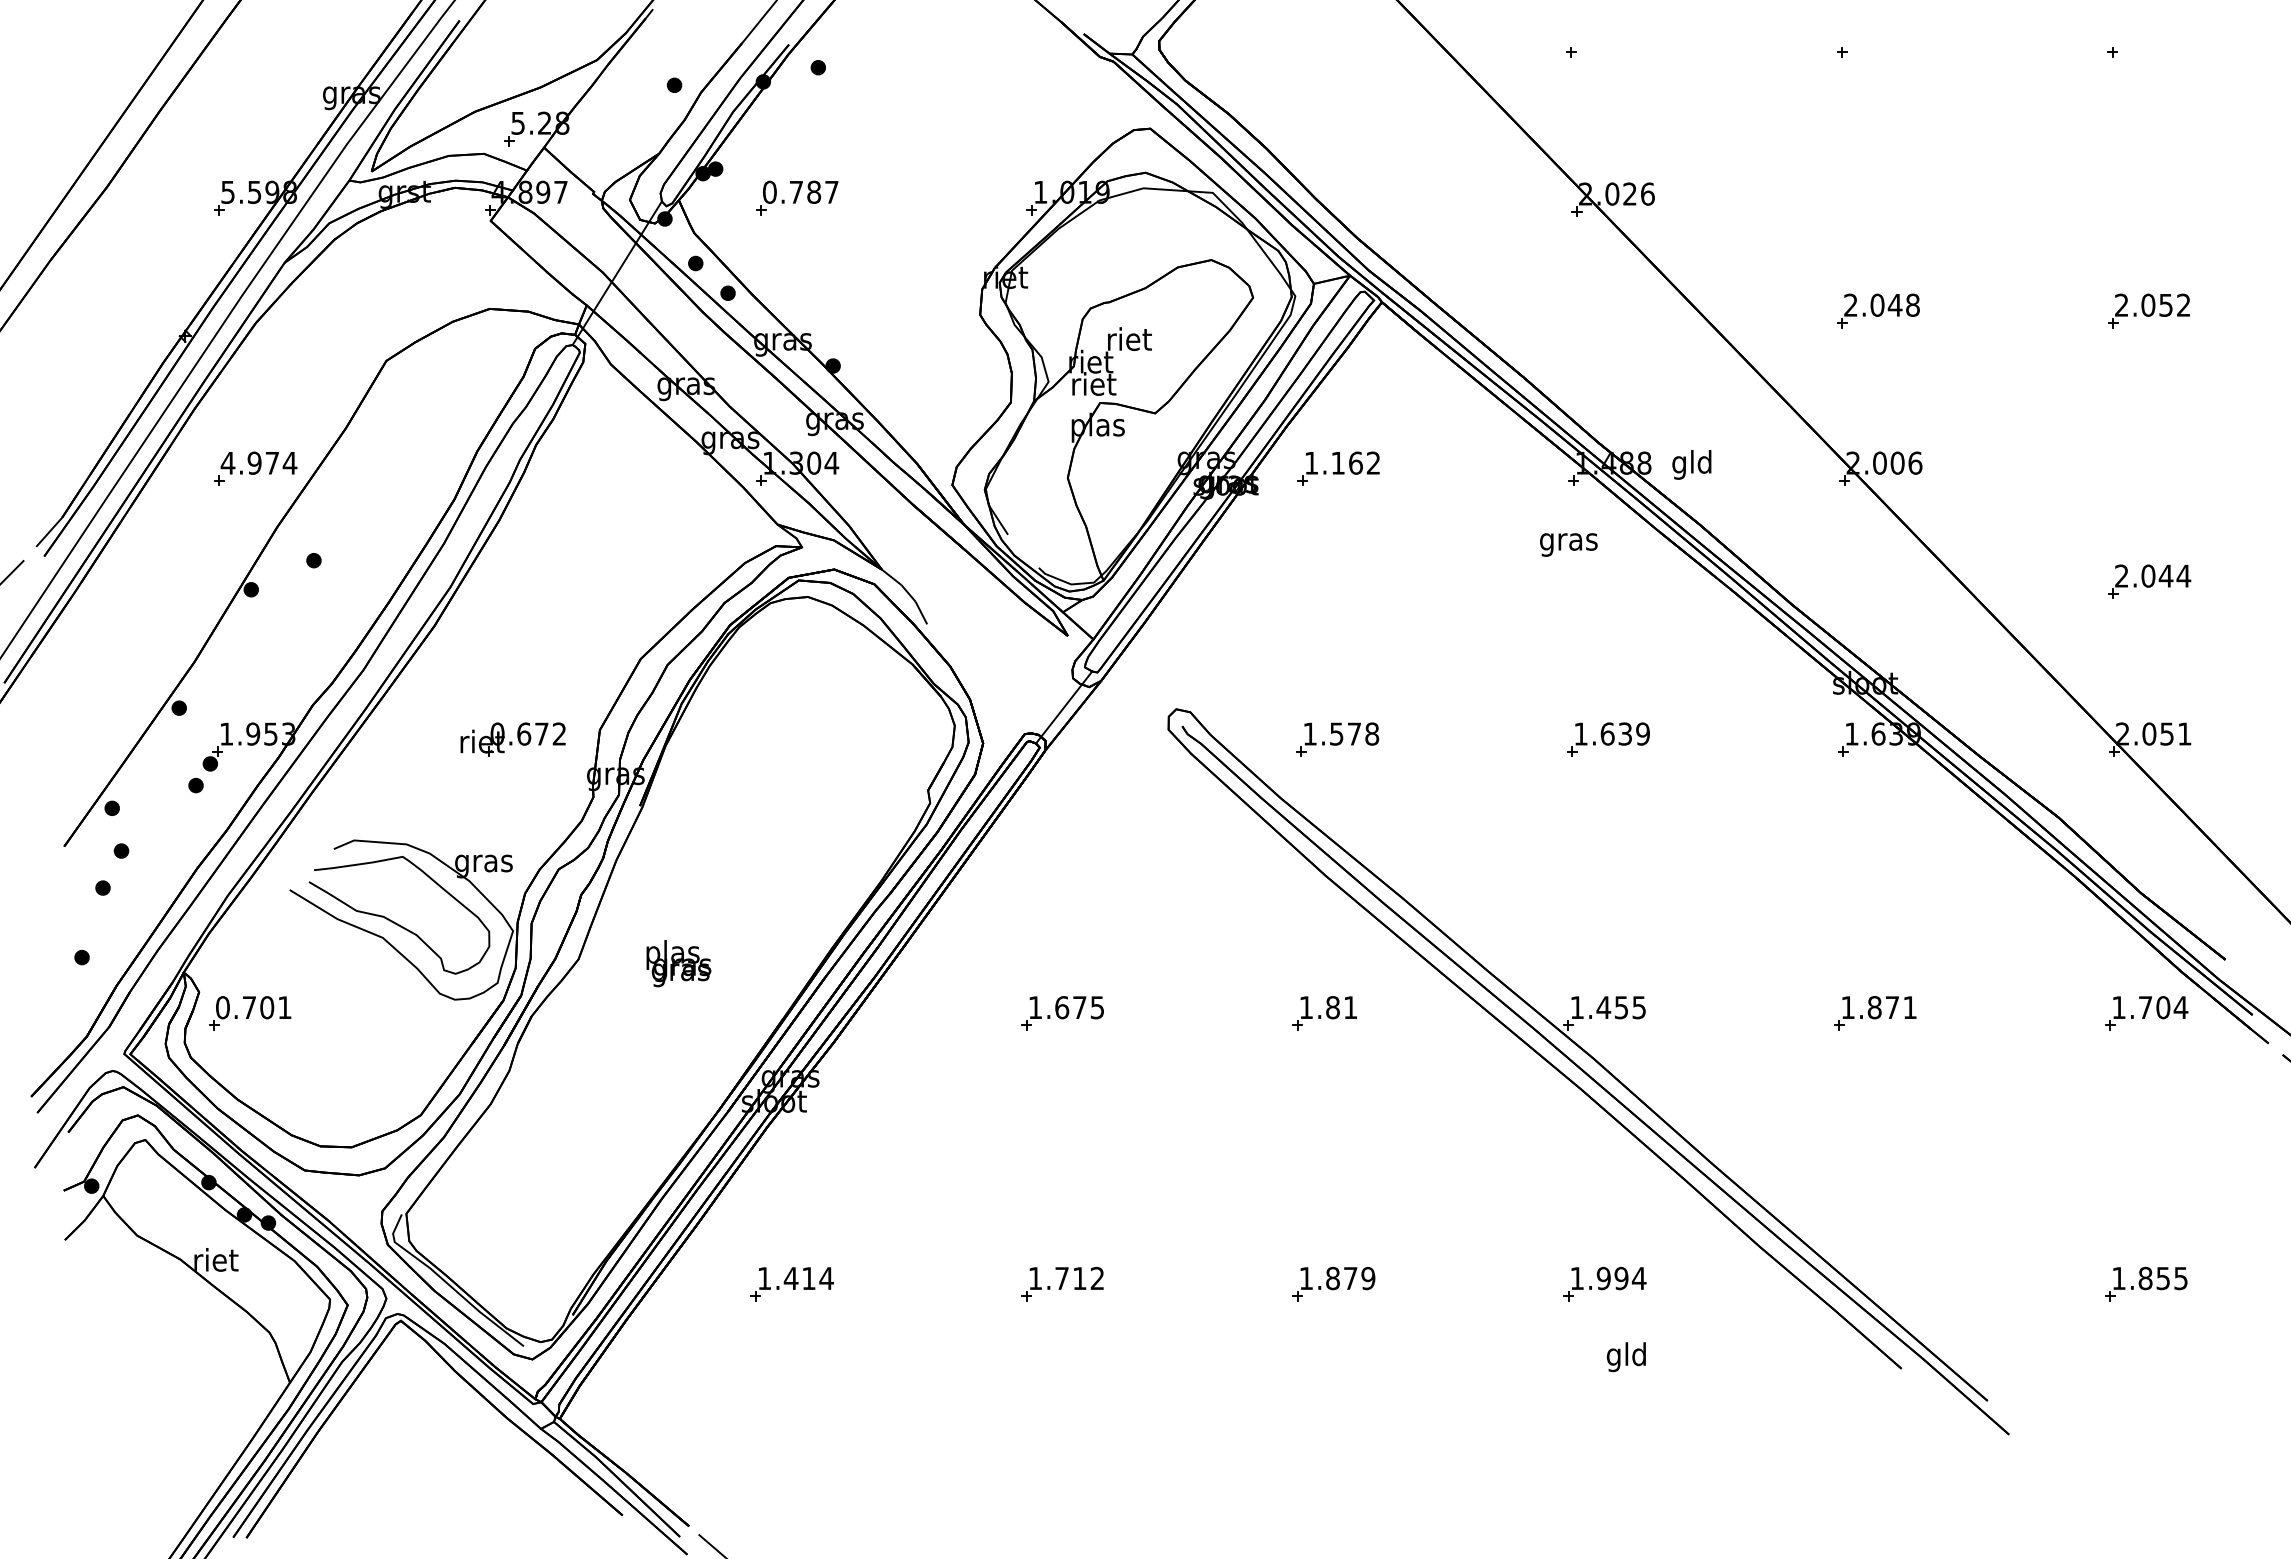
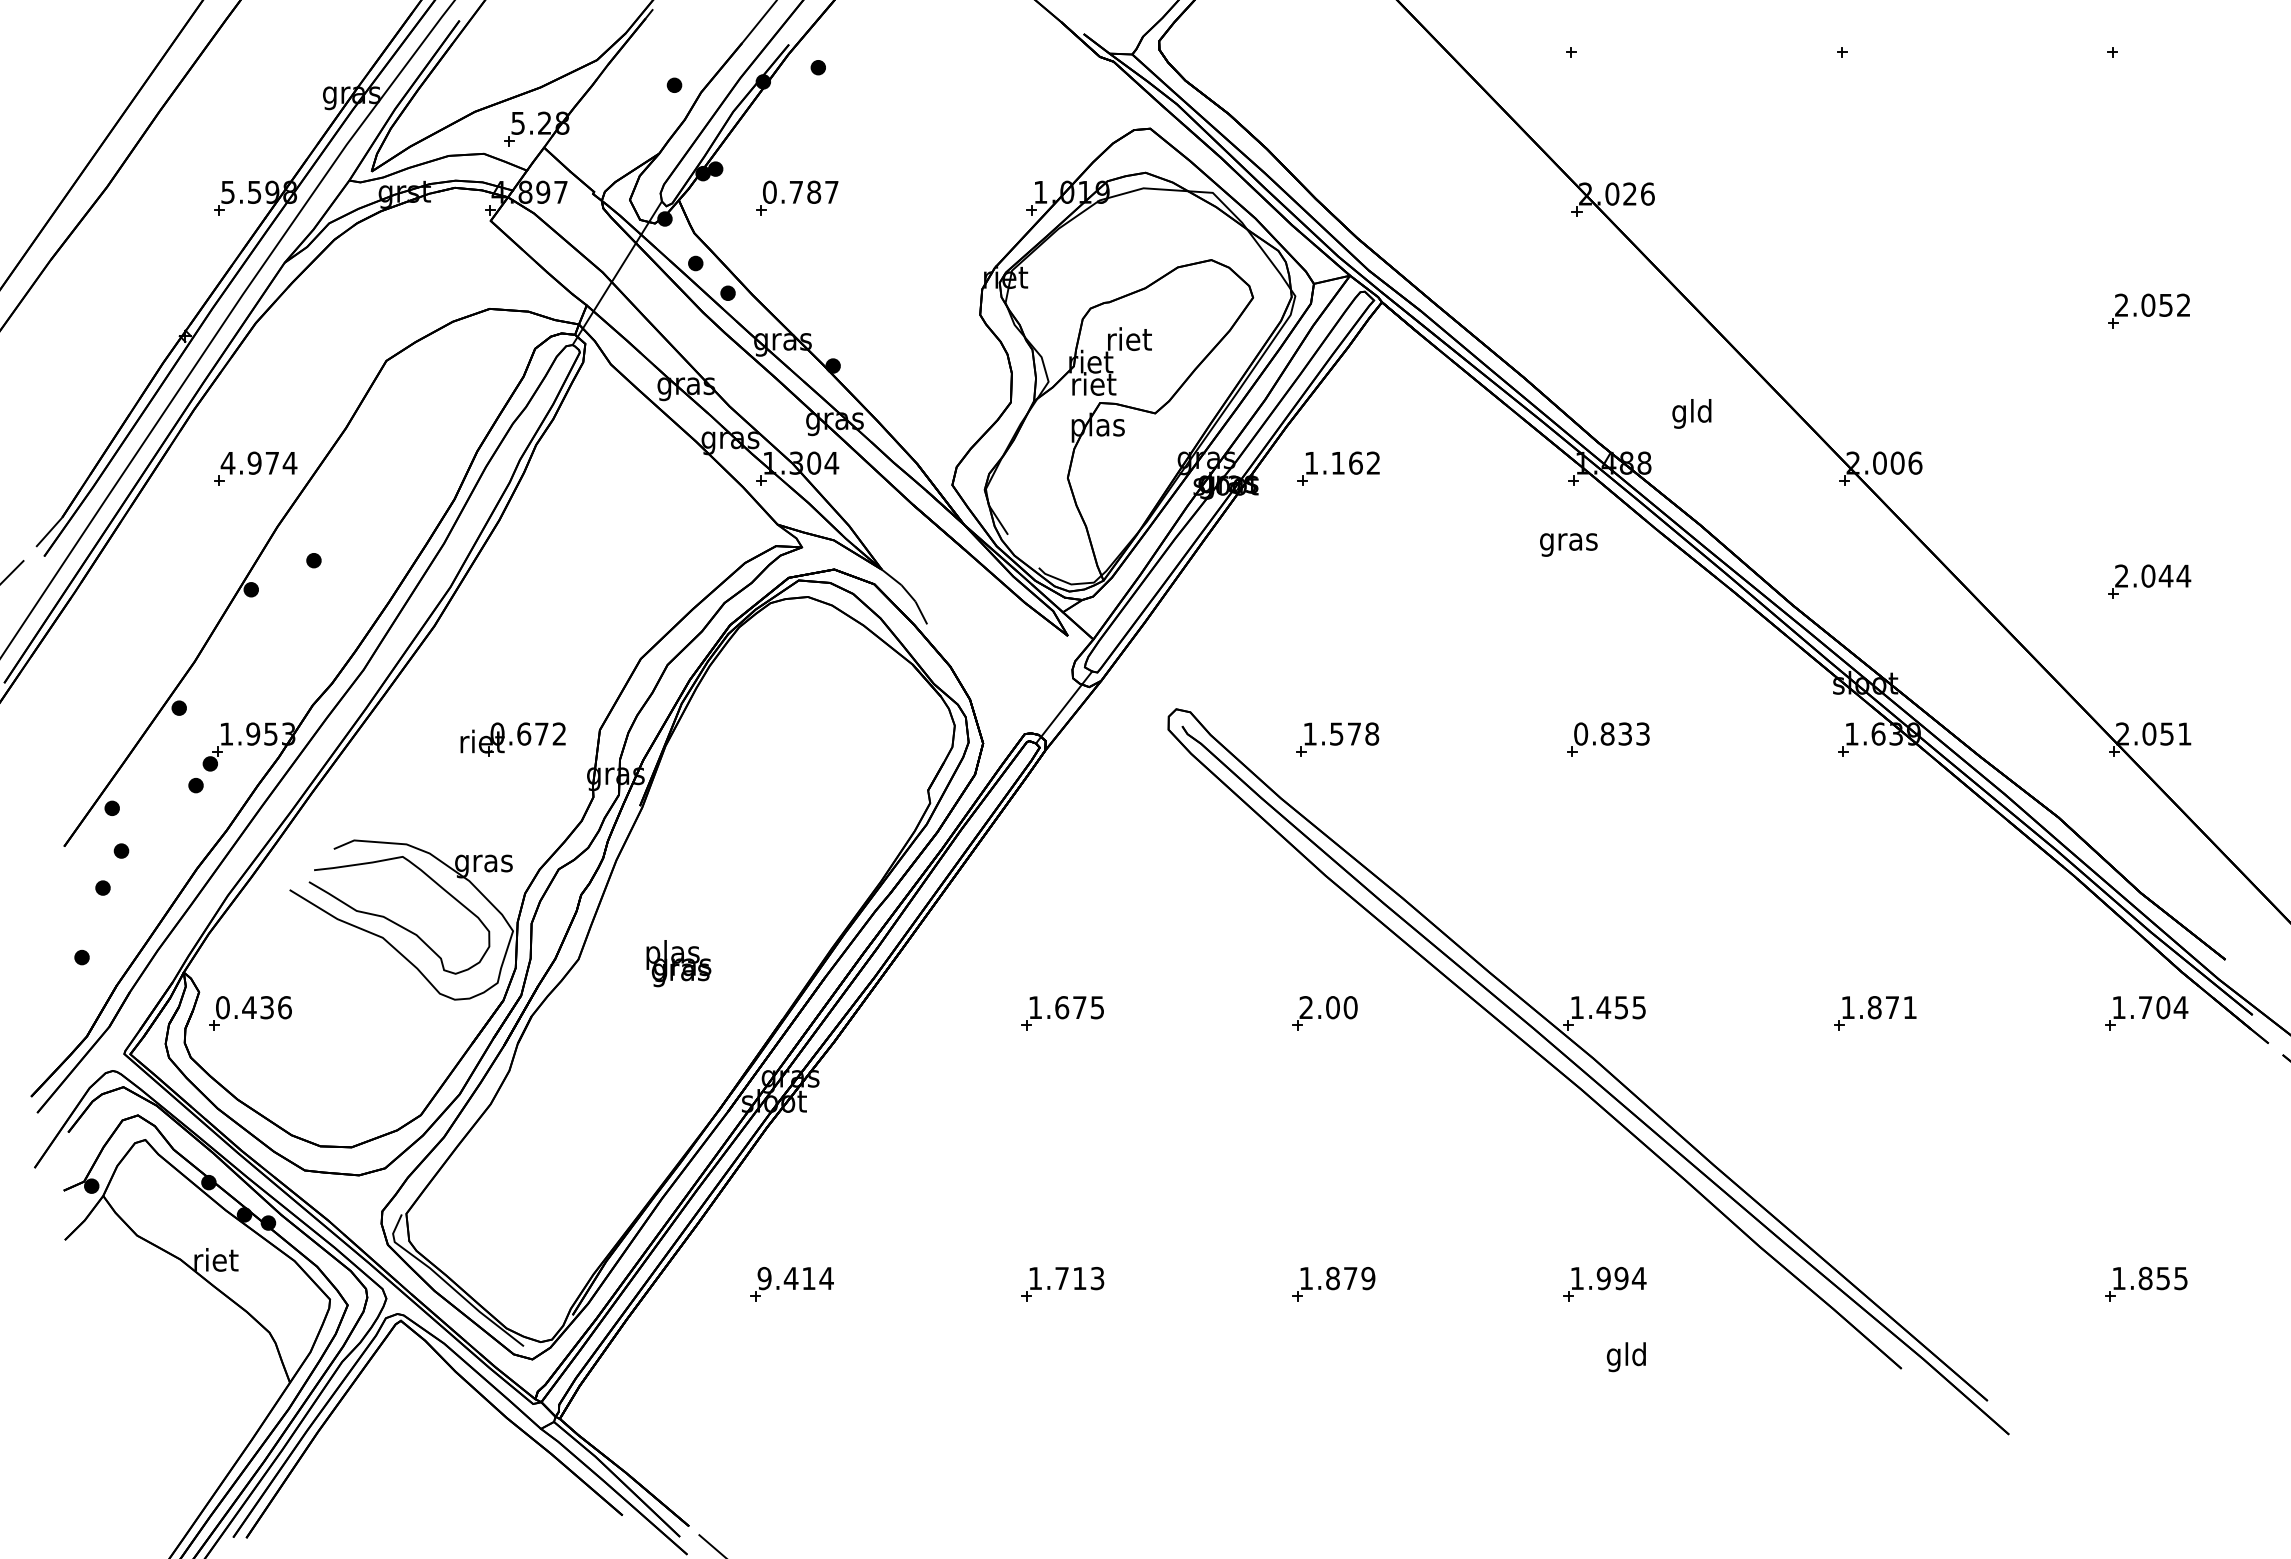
part: present -> none (1878, 310)
text position: (1691, 464) -> (1691, 413) (1691, 413)
text: 1.639 -> 0.833 (1611, 733)
text: 0.701 -> 0.436 (266, 1007)
text: 1.81 -> 2.00 (1328, 1007)
text: 1.414 -> 9.414 (764, 1278)
text: 1.712 -> 1.713 (1097, 1278)
